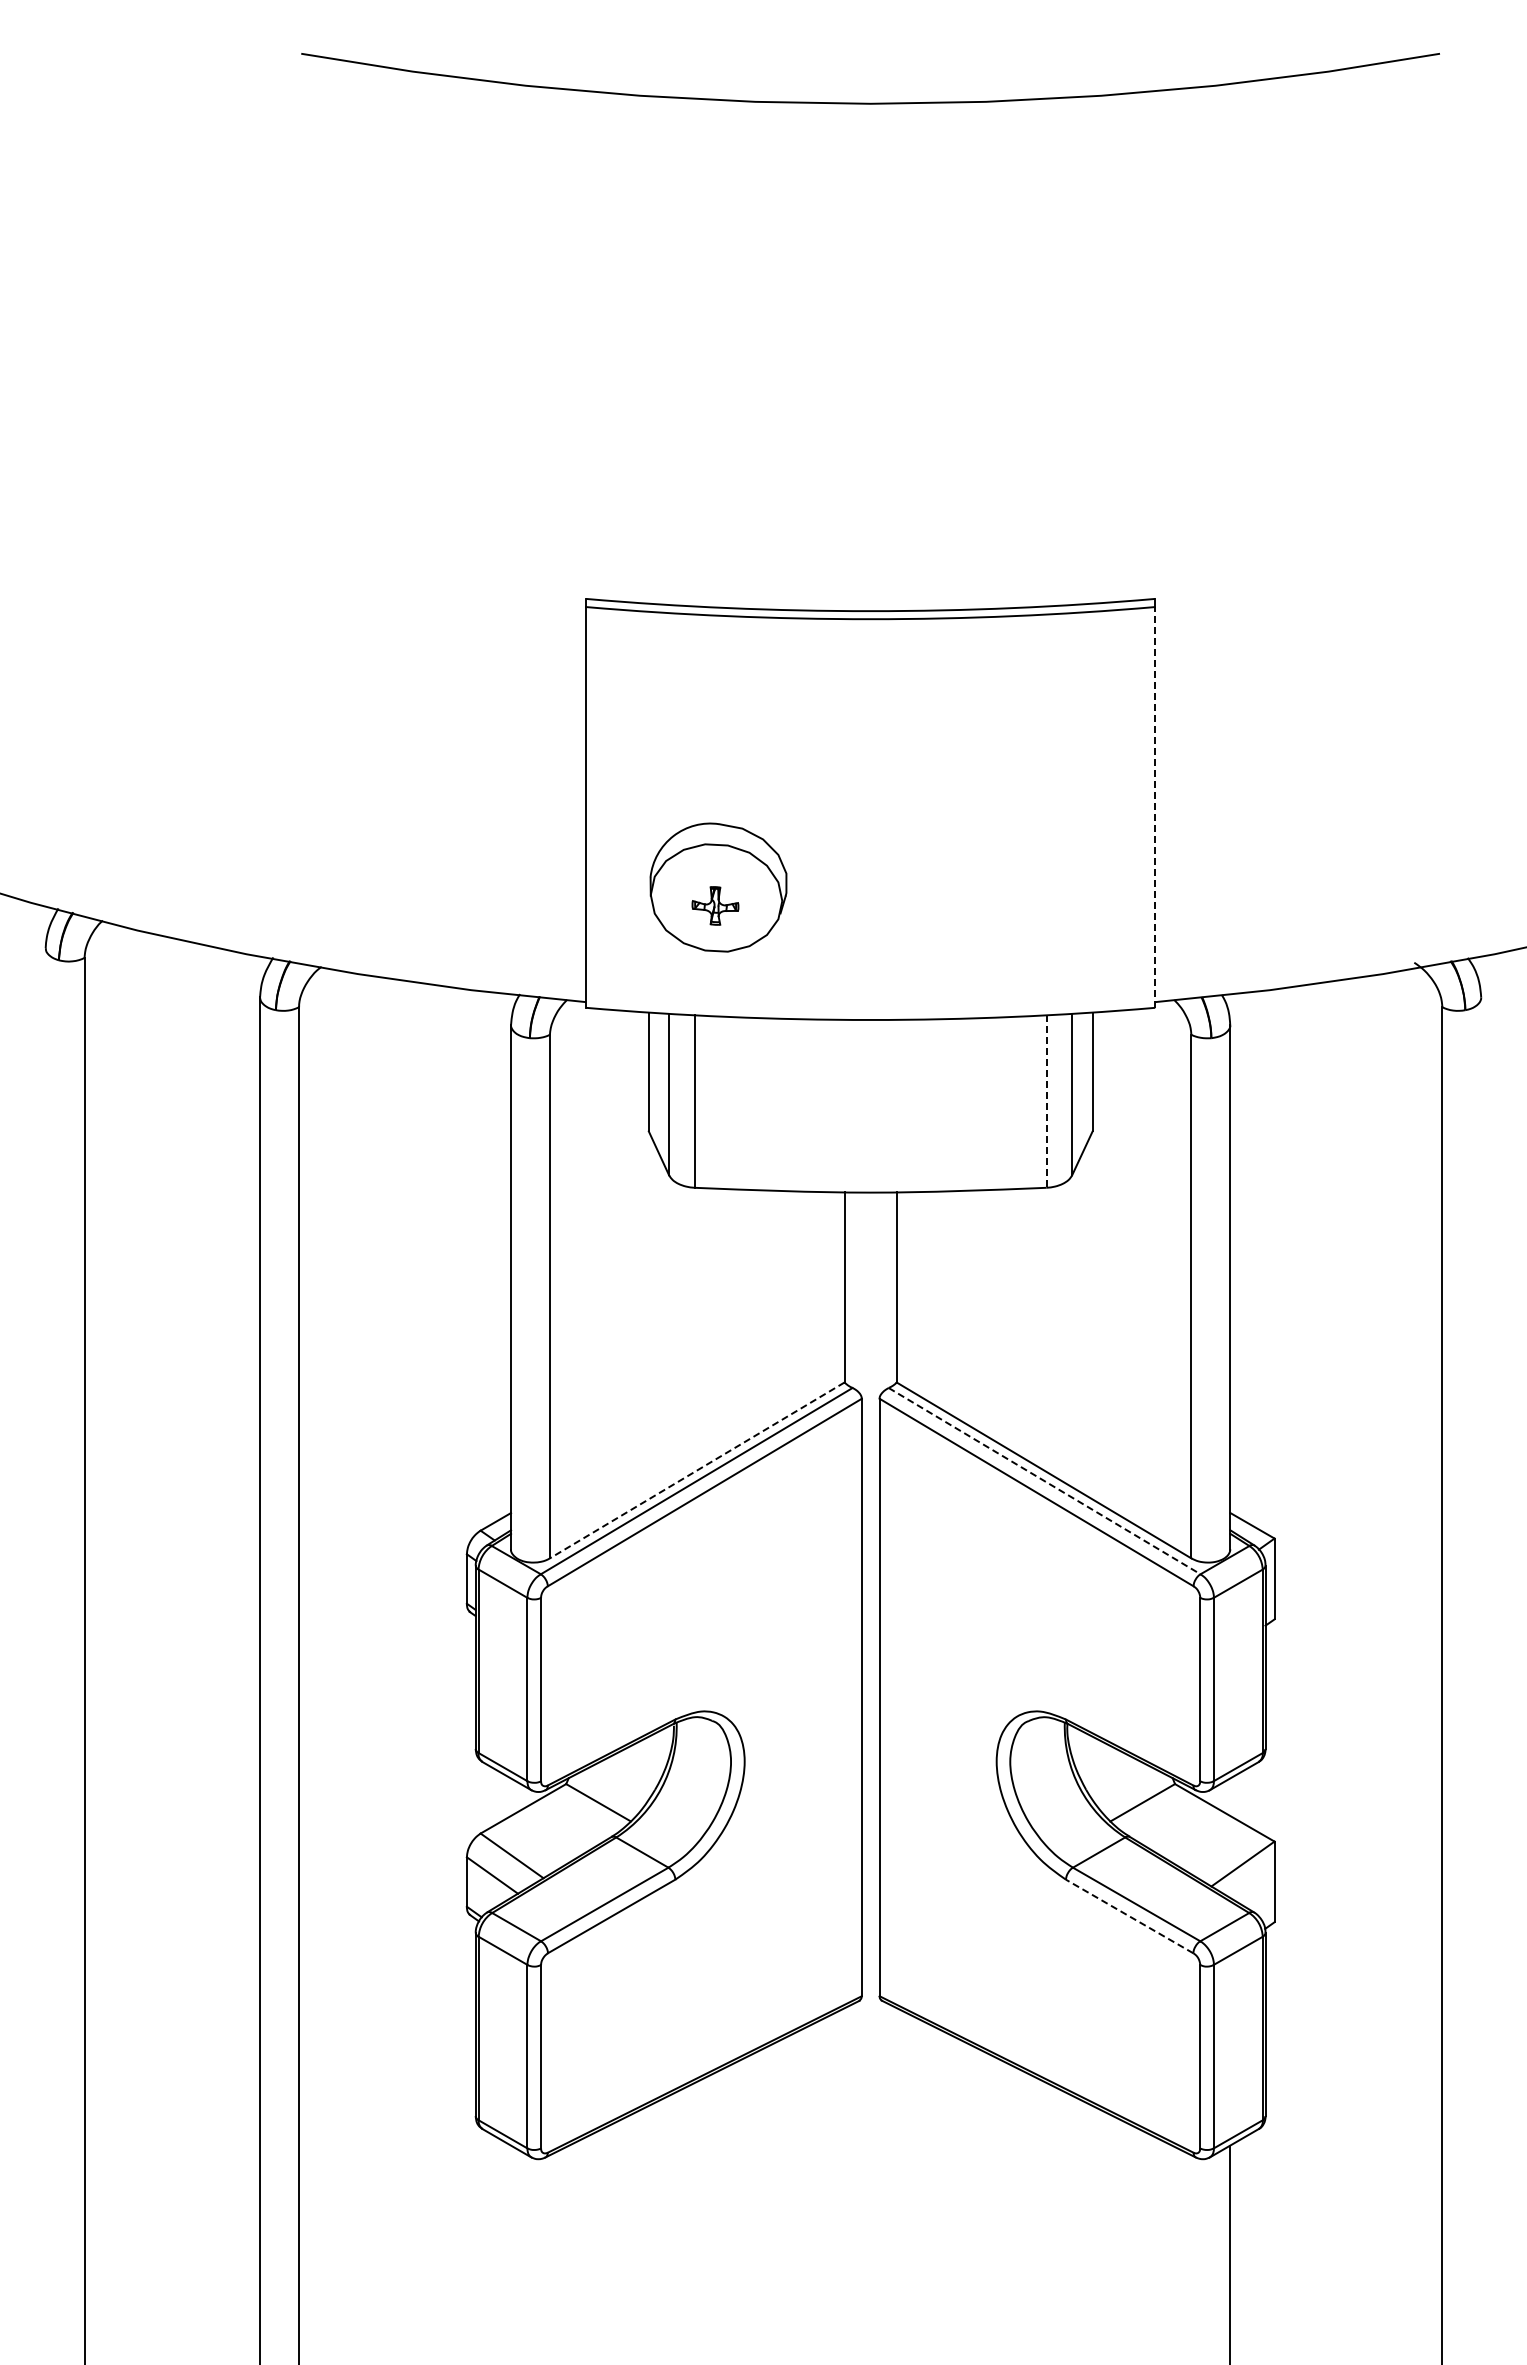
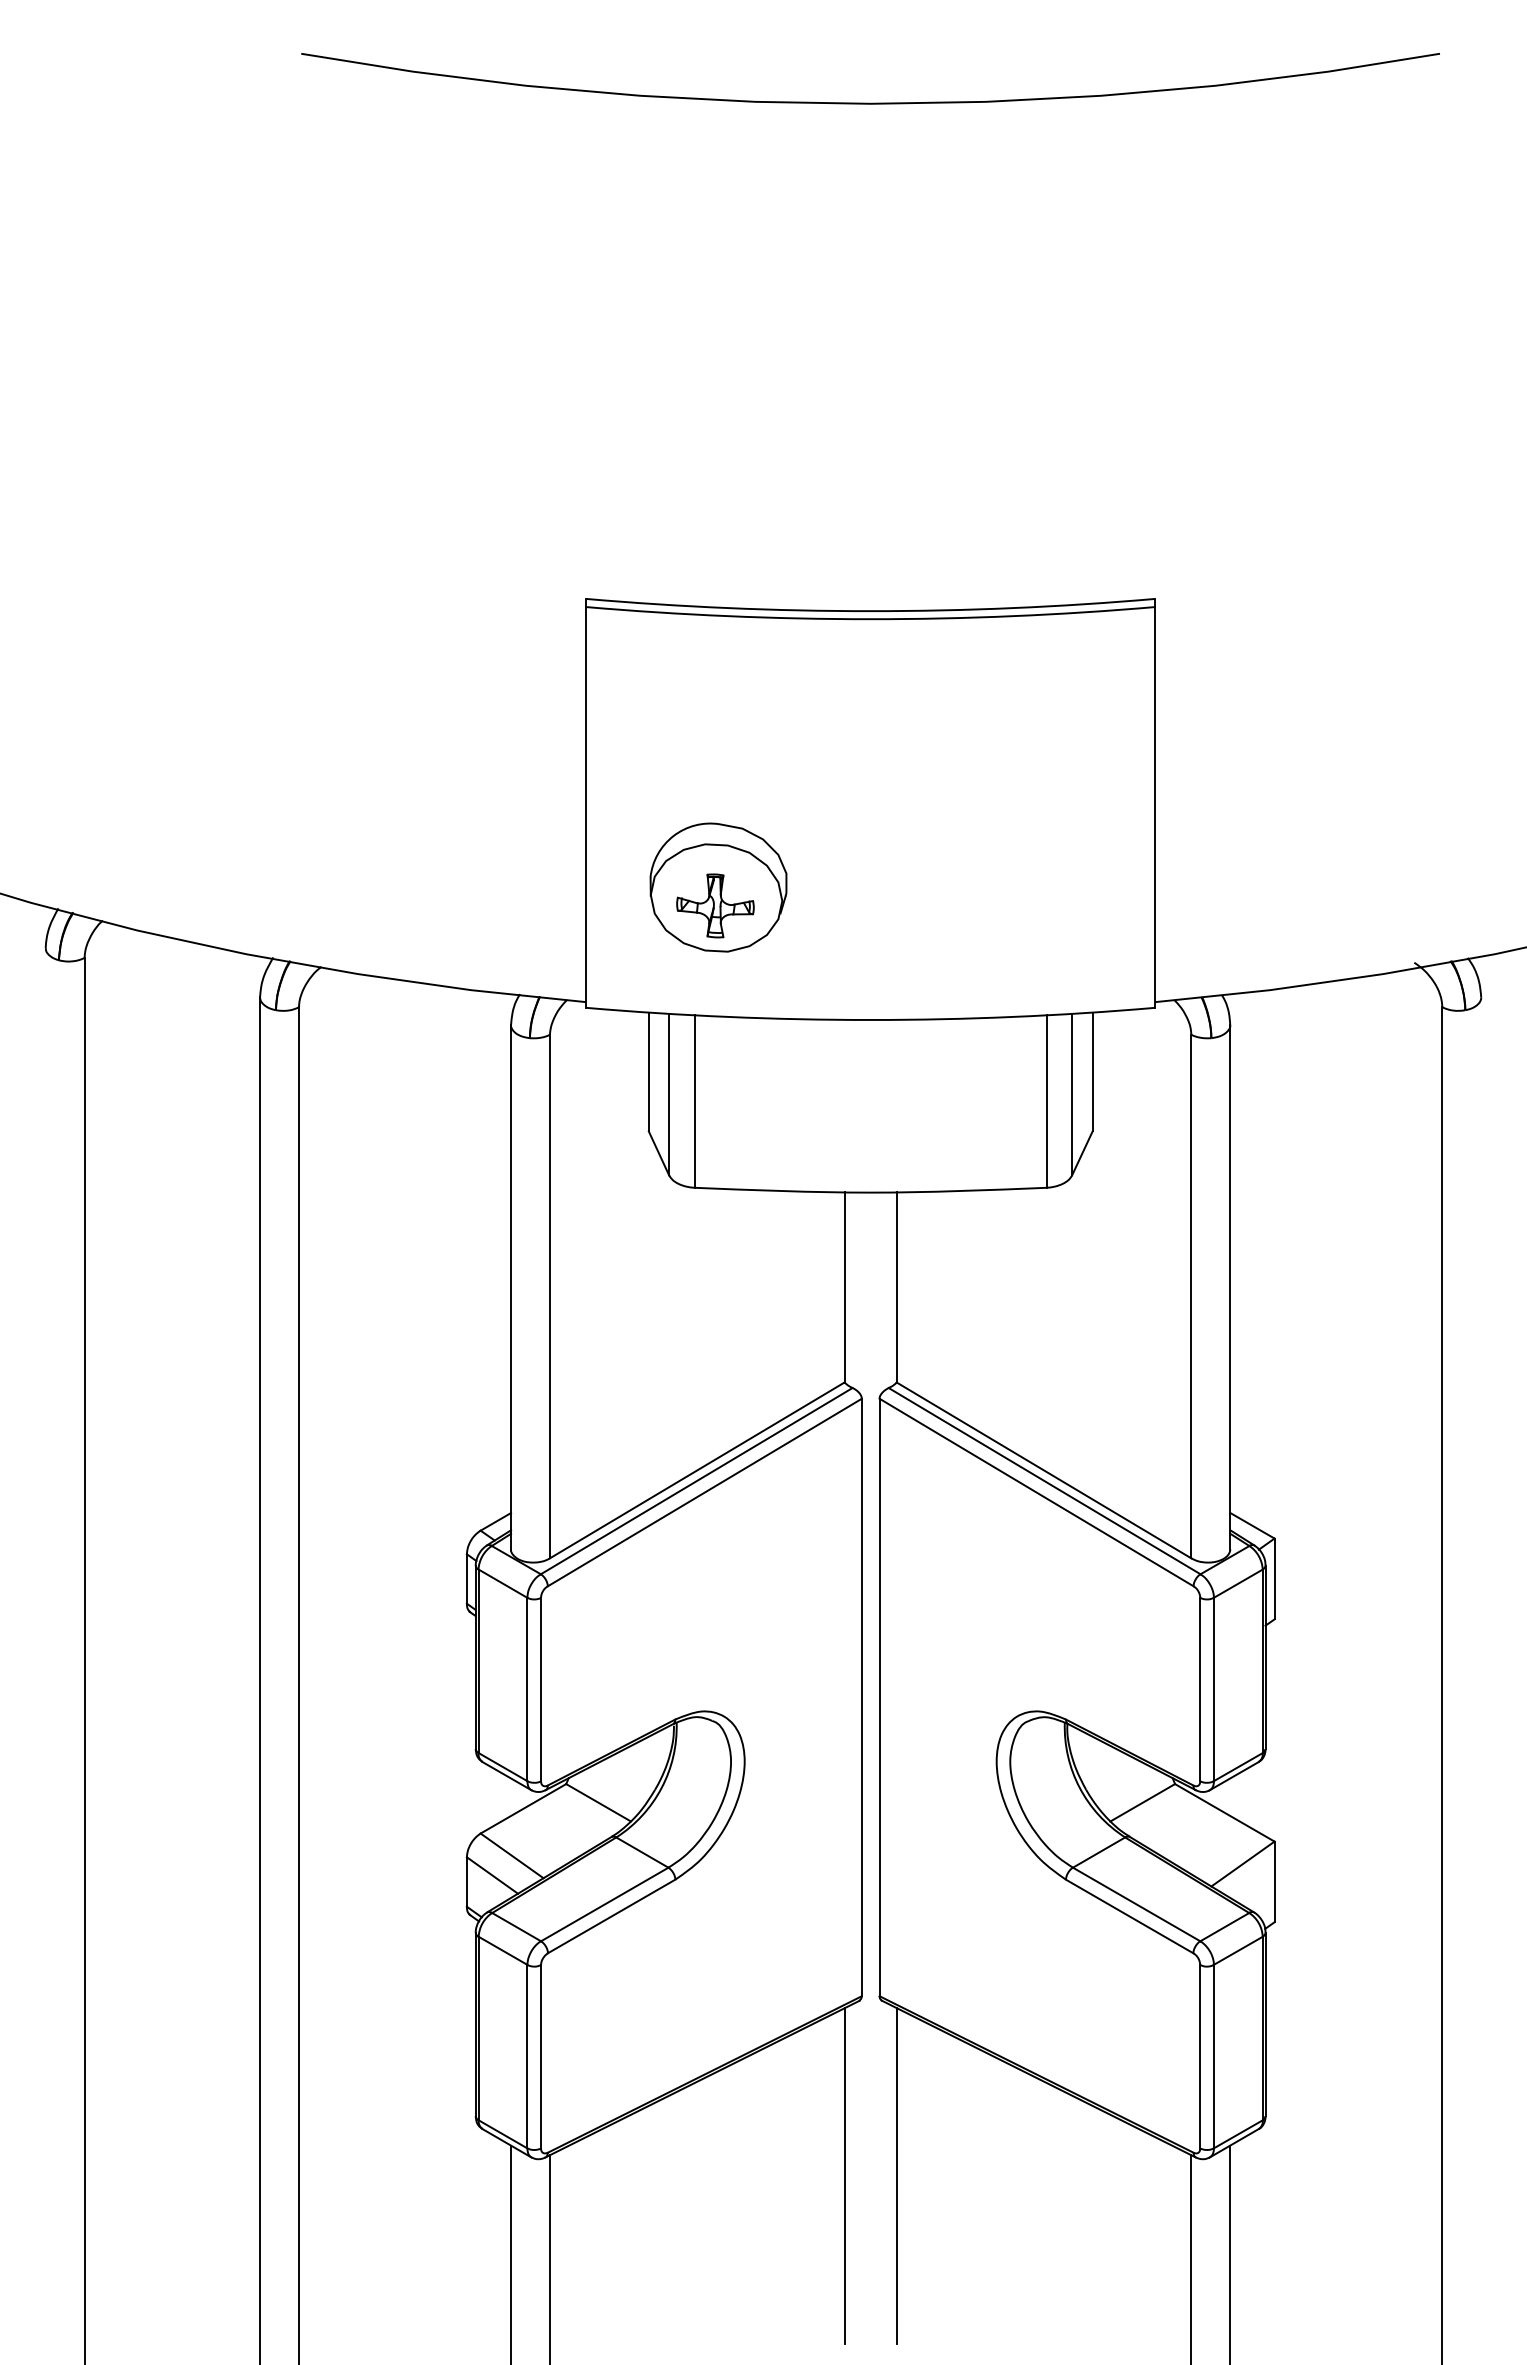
line: dashed -> solid (1155, 807)
part size: 49x40 px -> 79x66 px (715, 905)
line: dashed -> solid (1046, 1102)
line: dashed -> solid (697, 1470)
line: dashed -> solid (1044, 1481)
line: dashed -> solid (1129, 1916)
line: none -> present (844, 2176)
line: none -> present (896, 2176)
line: none -> present (511, 2253)
line: none -> present (549, 2258)
line: none -> present (1191, 2258)
